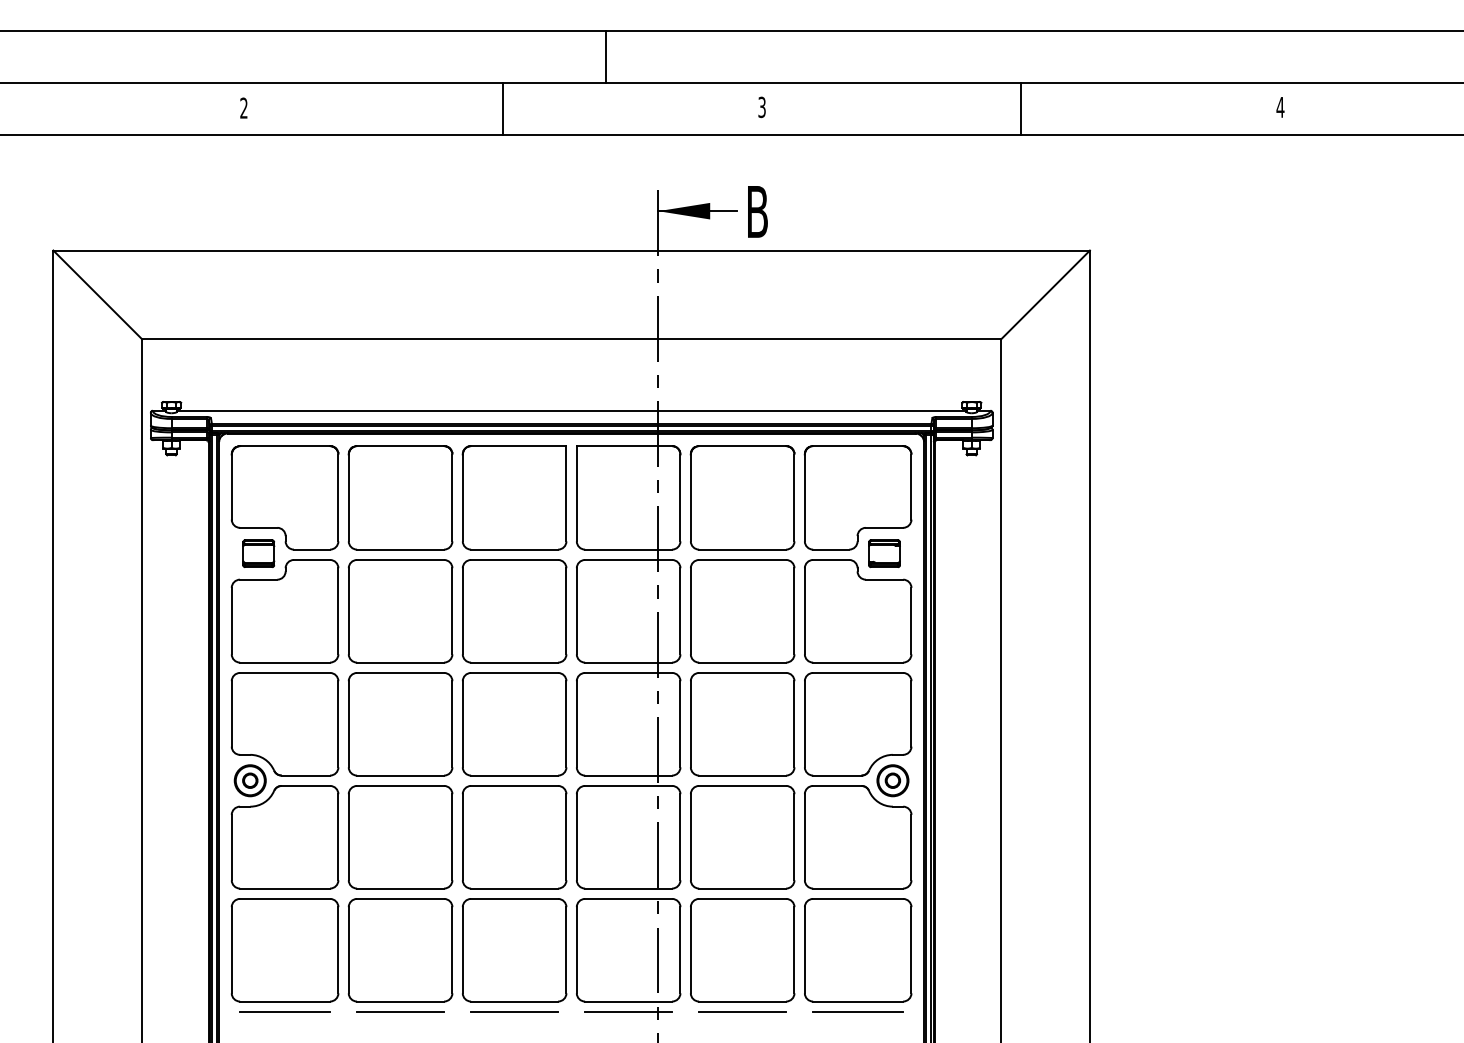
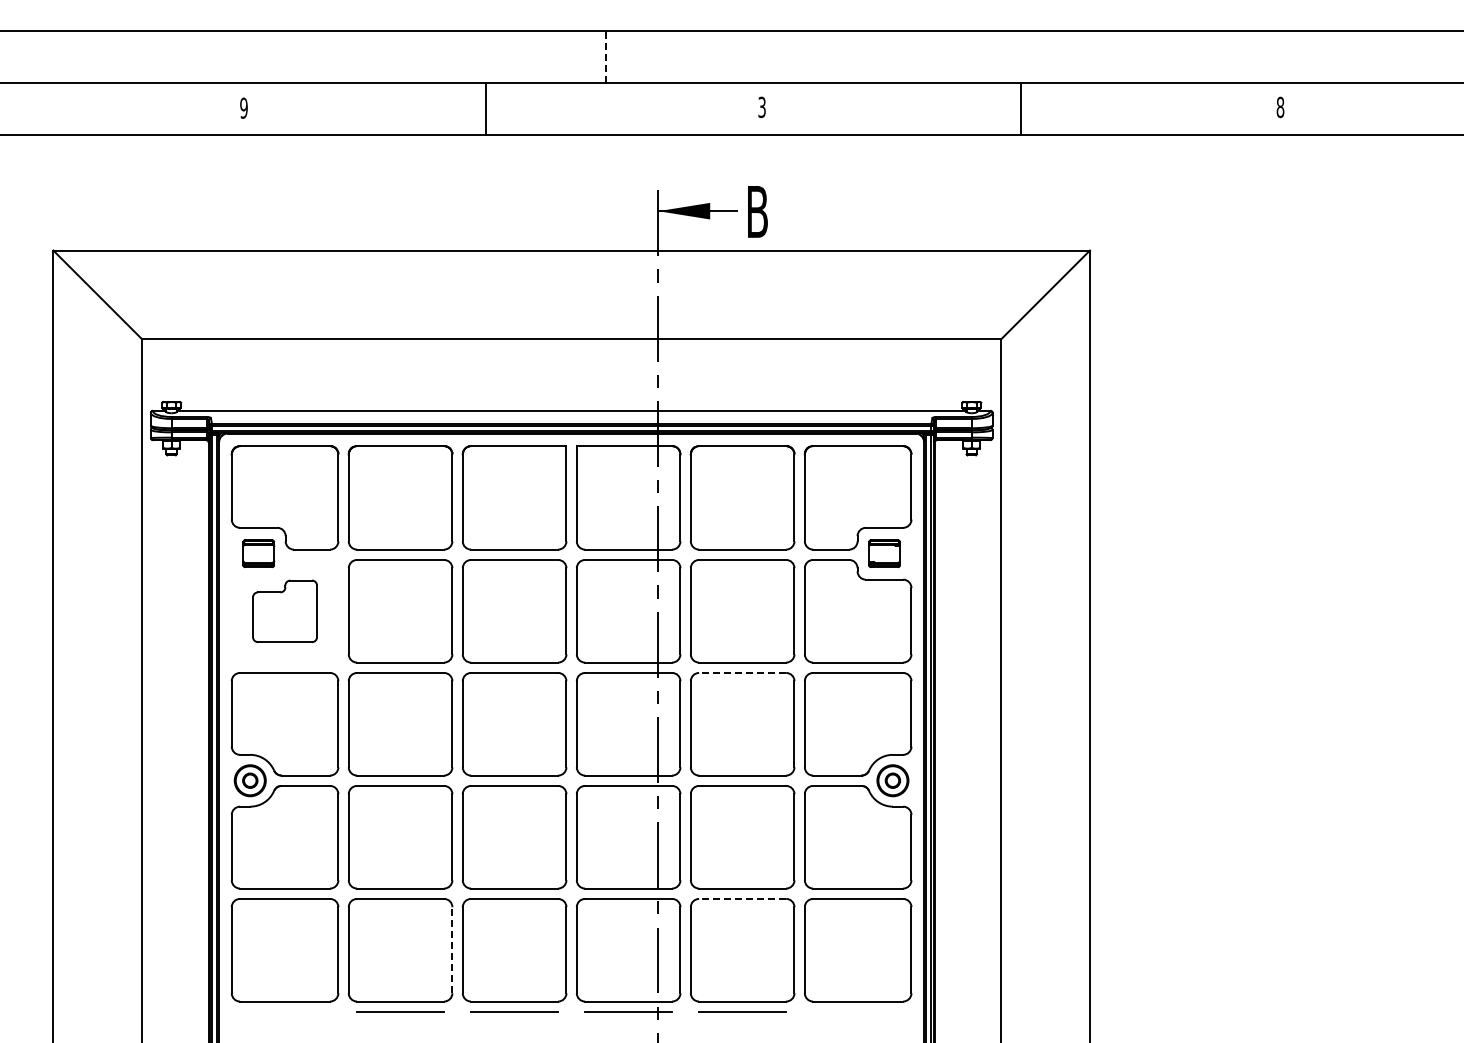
line: solid -> dashed (606, 57)
text: 2 -> 9 (243, 107)
text: 4 -> 8 (1280, 107)
line position: (502, 108) -> (485, 108) (485, 108)
part size: 110x105 px -> 66x64 px (284, 610)
line: solid -> dashed (742, 672)
line: solid -> dashed (742, 898)
line: solid -> dashed (452, 949)
line: present -> none (285, 1011)
line: present -> none (858, 1011)
